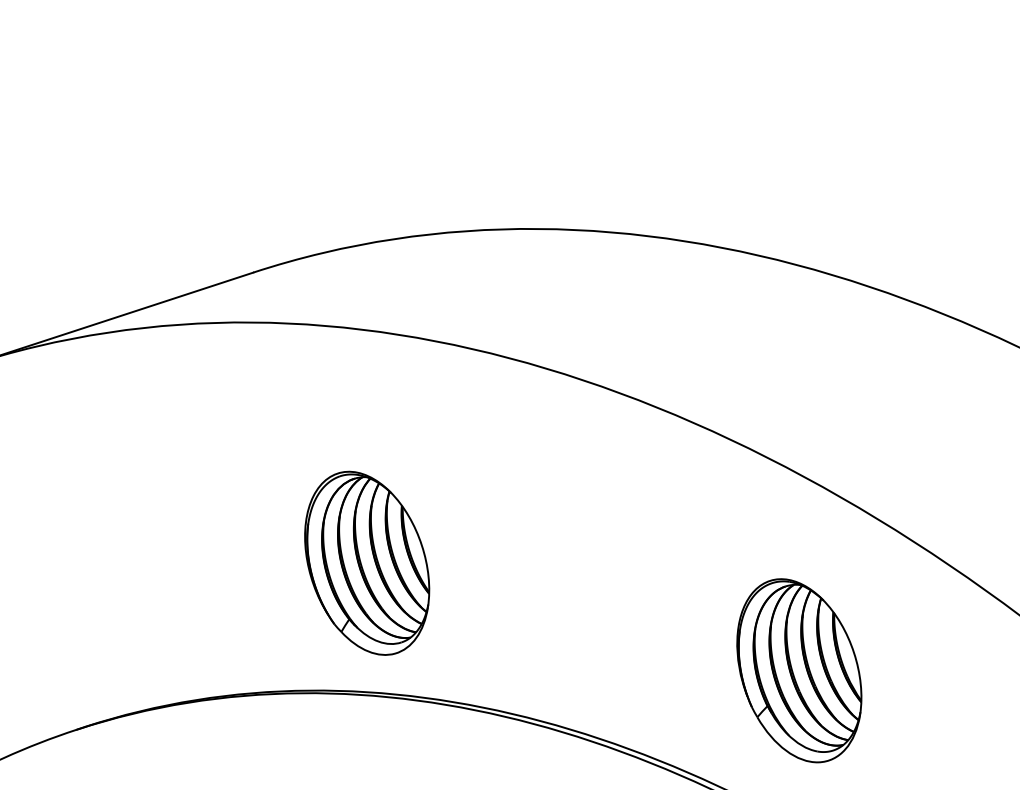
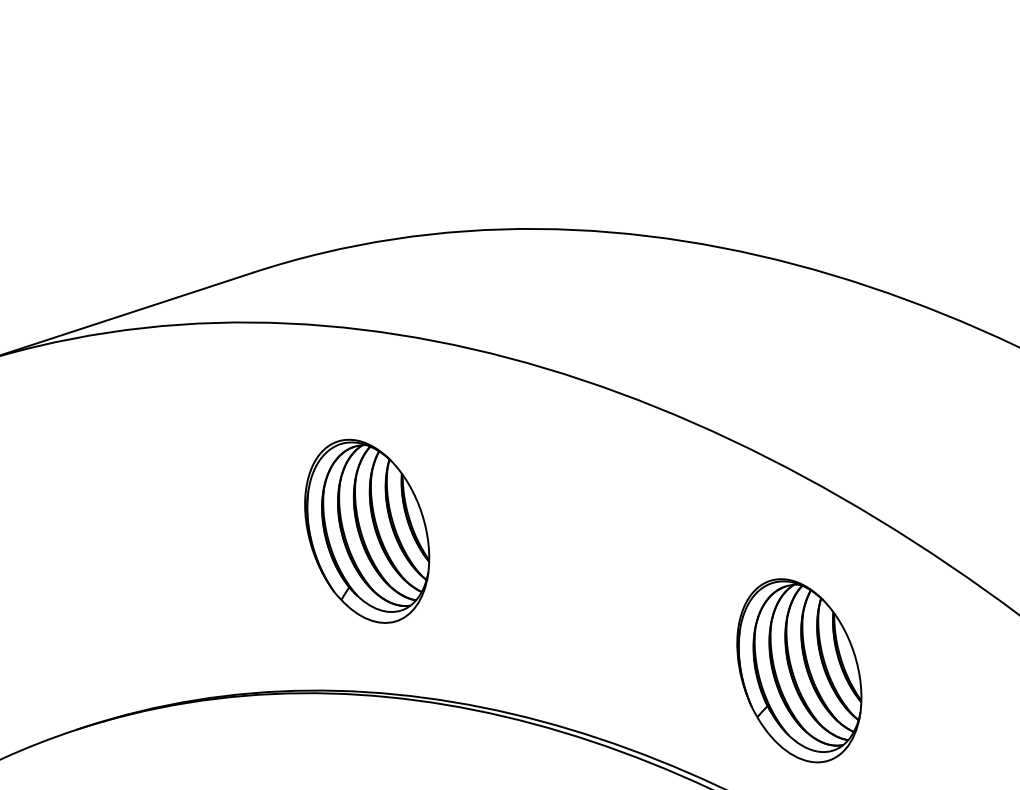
part position: (367, 562) -> (367, 530) (367, 530)
